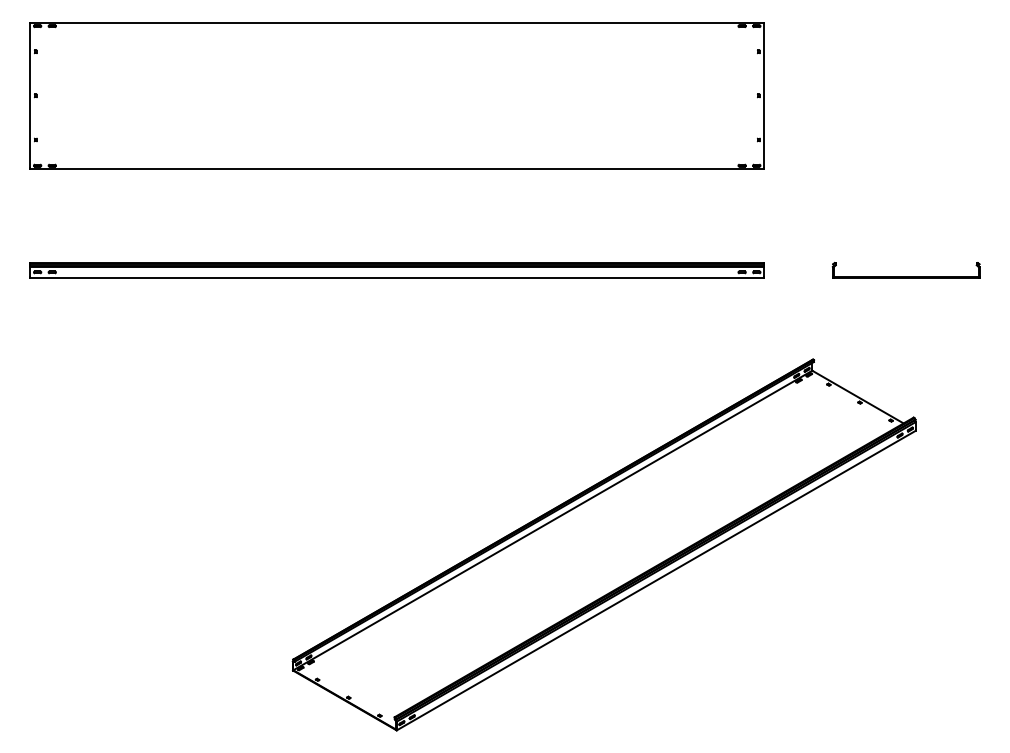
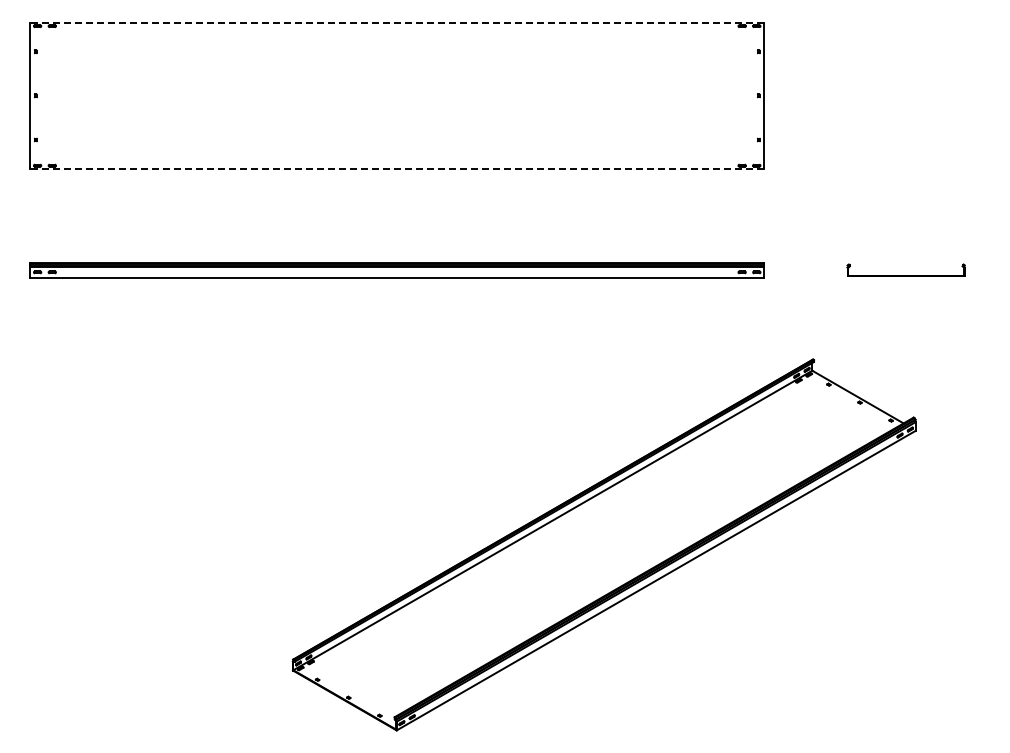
line: solid -> dashed (397, 22)
line: solid -> dashed (397, 169)
part size: 150x17 px -> 120x14 px (905, 269)
